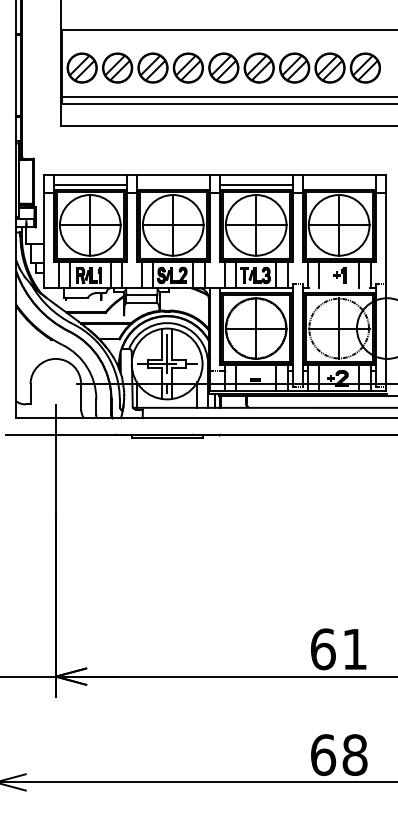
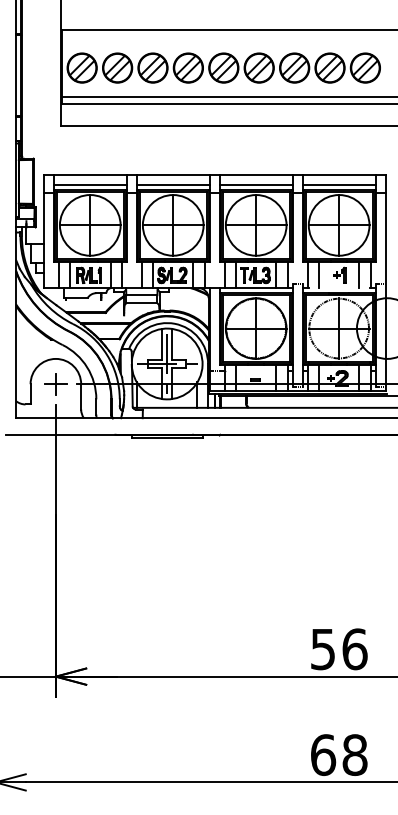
line: none -> present (172, 184)
line: none -> present (338, 184)
part: none -> present (55, 384)
text: 61 -> 56 (338, 649)
